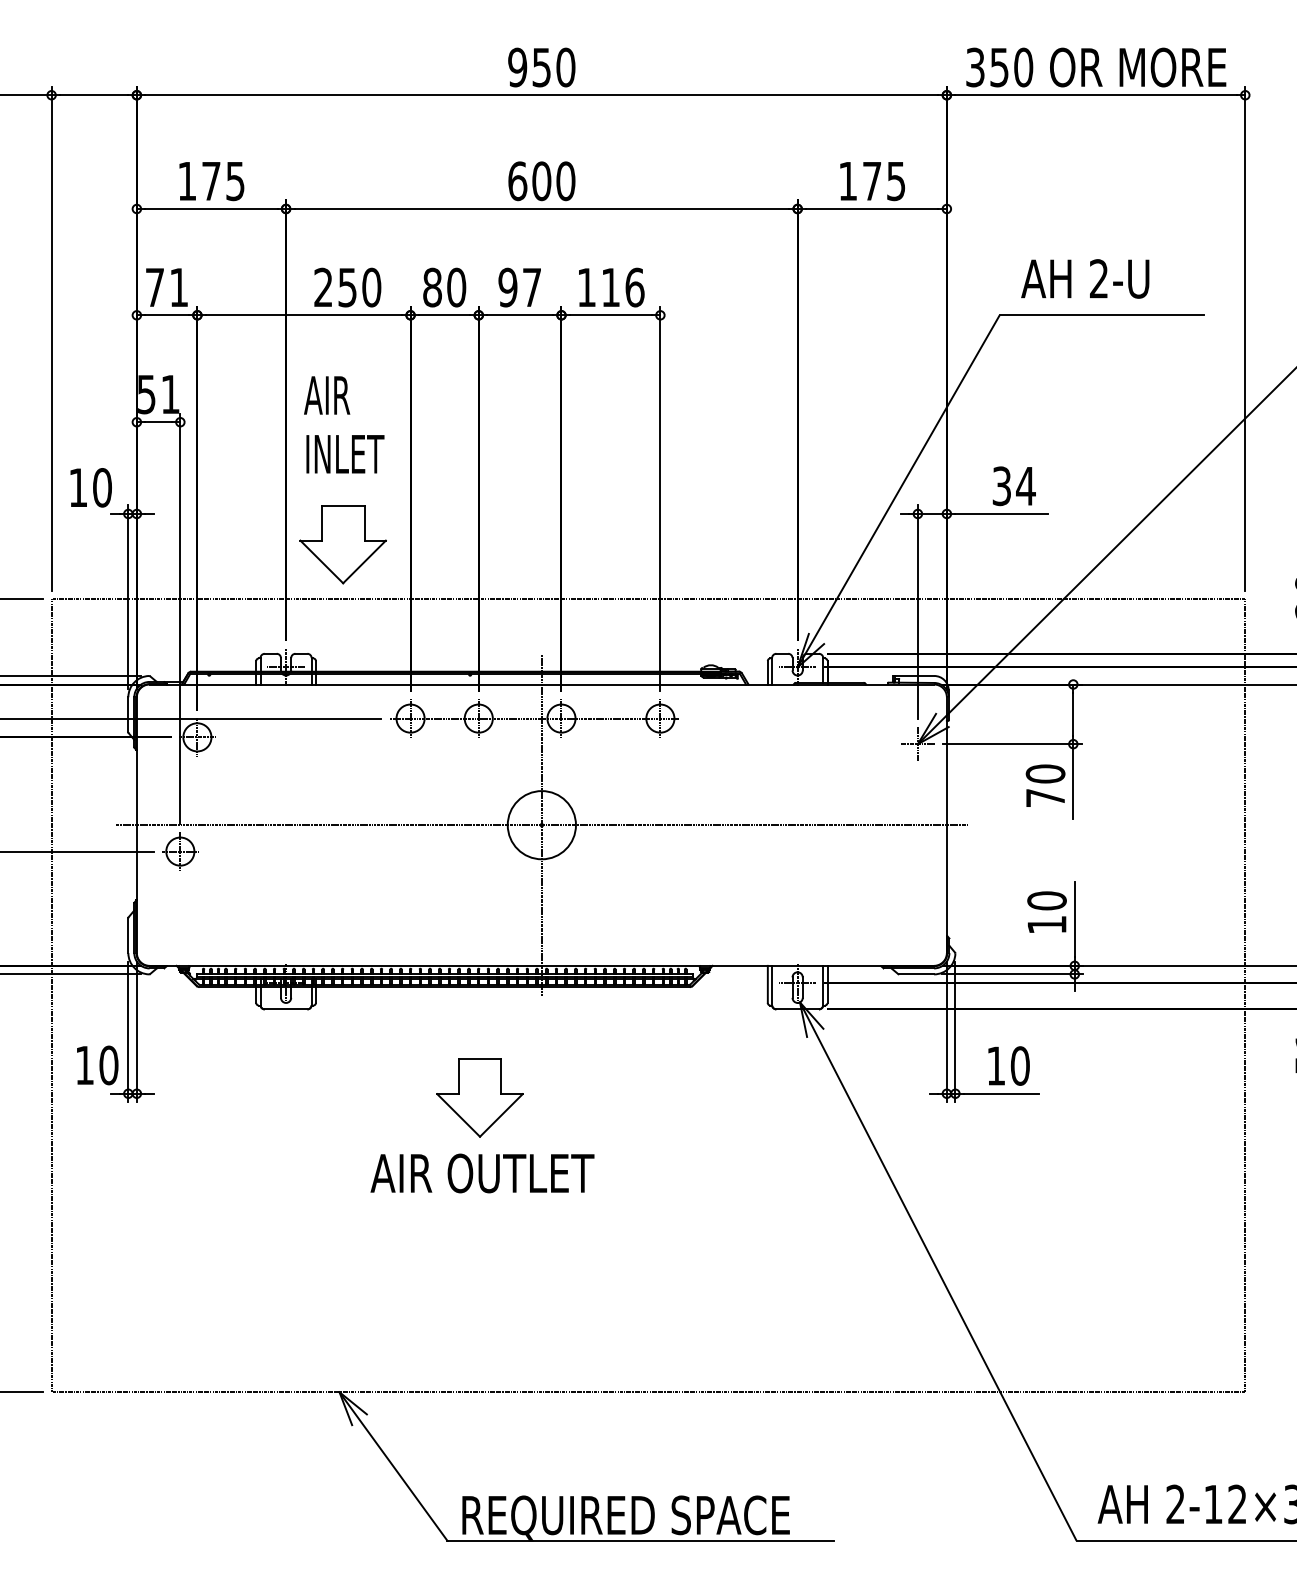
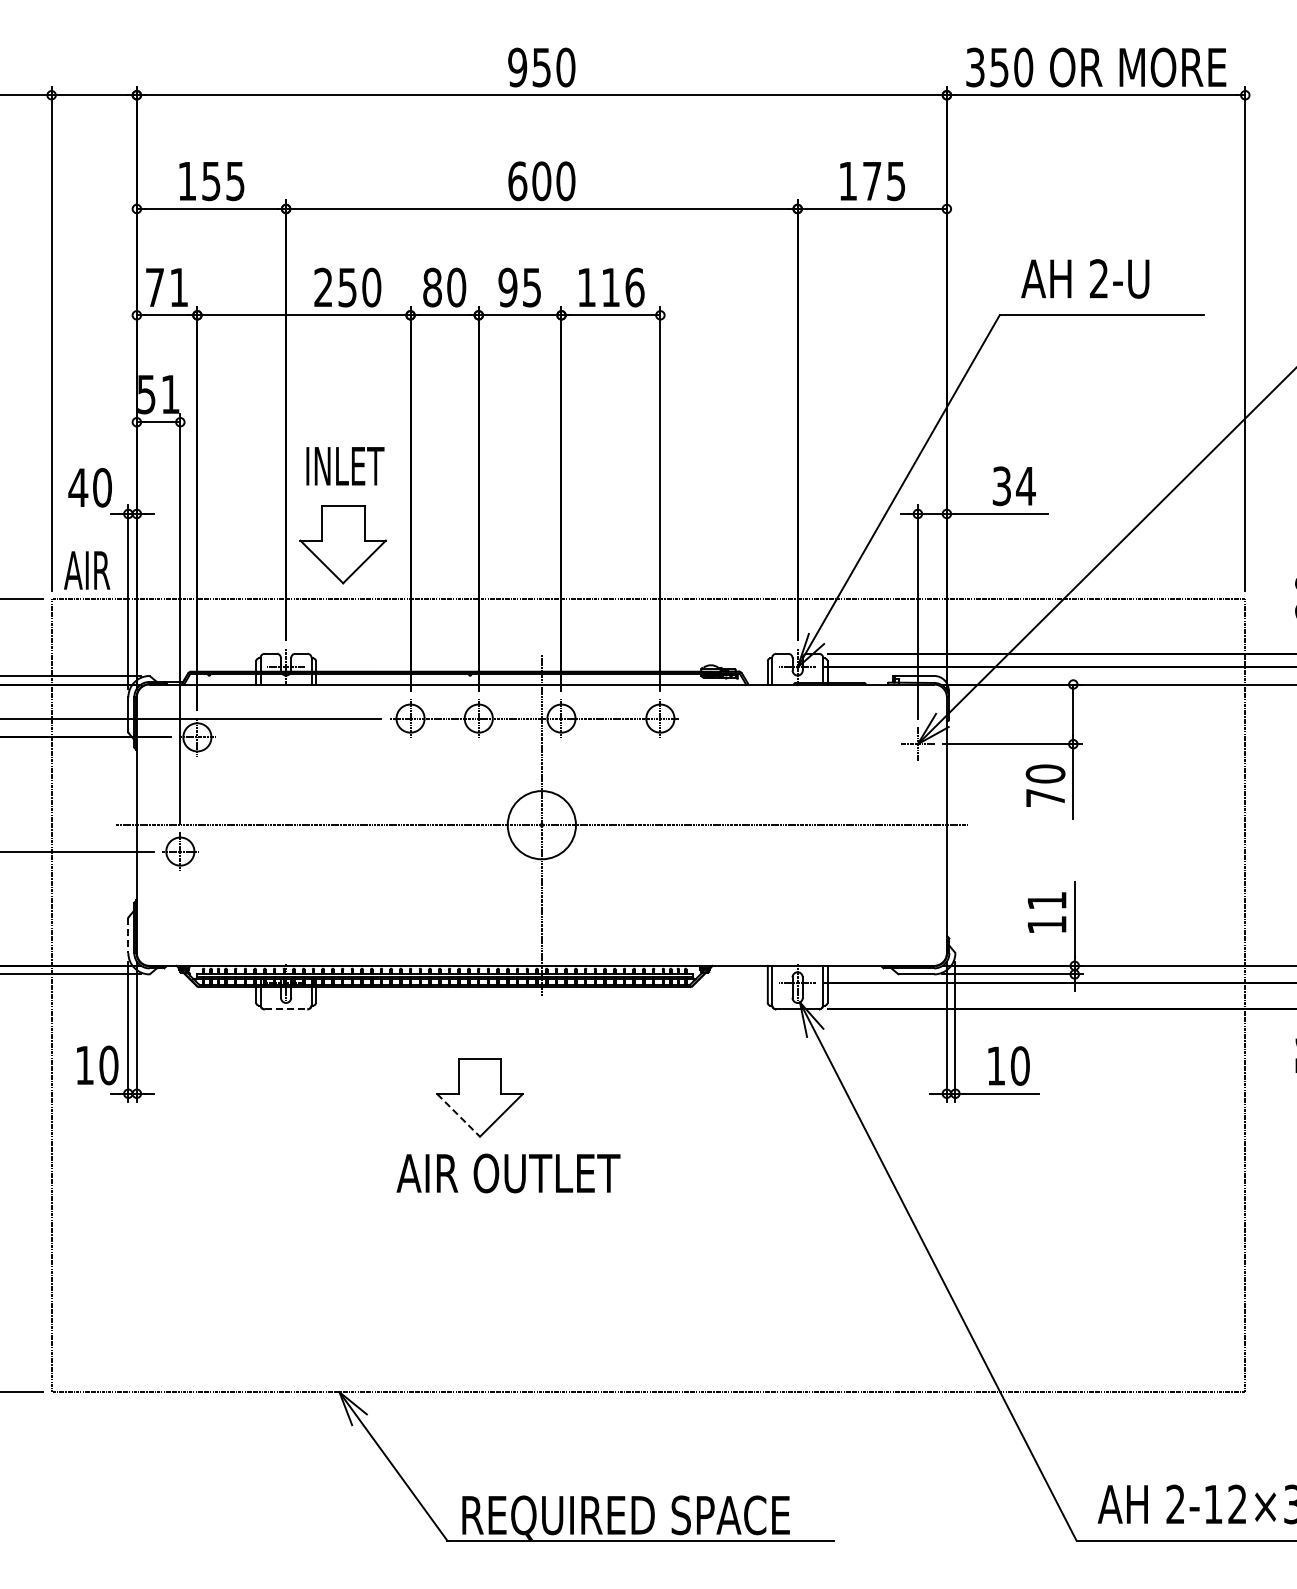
text: 175 -> 155 (211, 181)
text: 97 -> 95 (531, 287)
text position: (327, 395) -> (87, 570) (87, 570)
text position: (345, 454) -> (345, 466) (345, 466)
text: 10 -> 40 (78, 487)
text: 10 -> 11 (1046, 900)
line: solid -> dashed (128, 936)
line: solid -> dashed (286, 1009)
line: solid -> dashed (459, 1115)
text position: (482, 1173) -> (508, 1173) (508, 1173)
